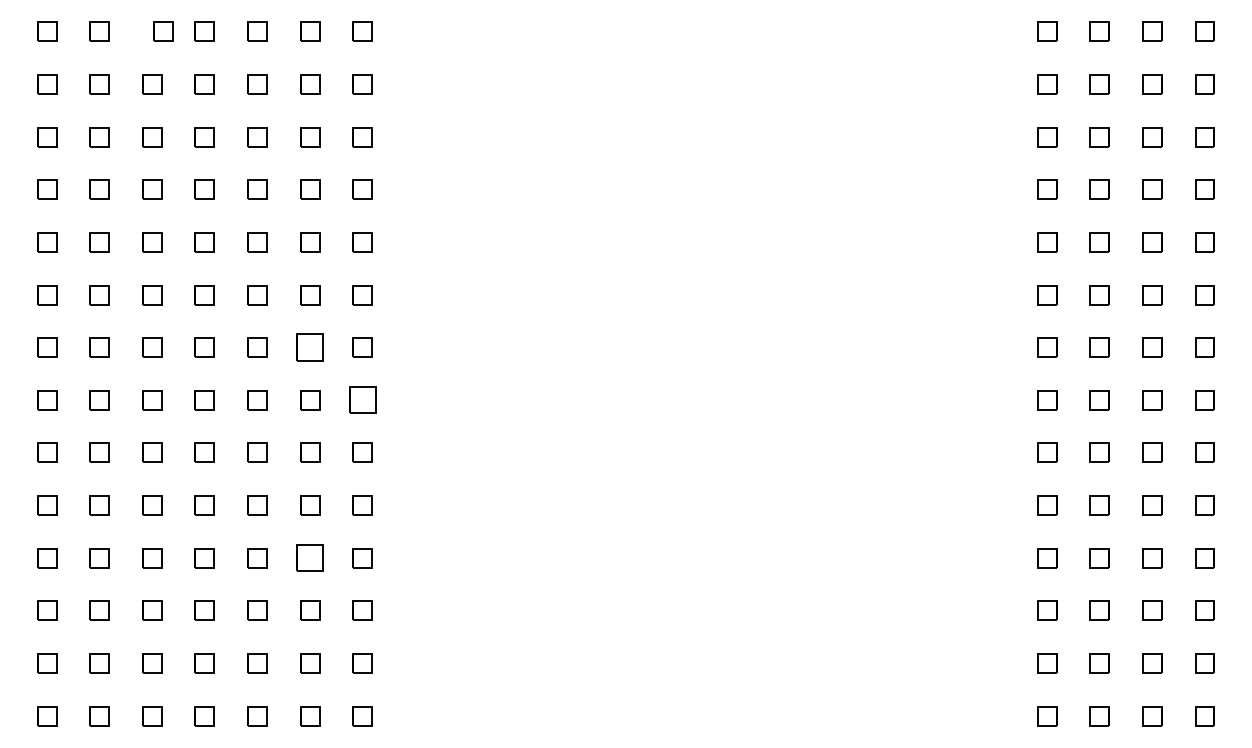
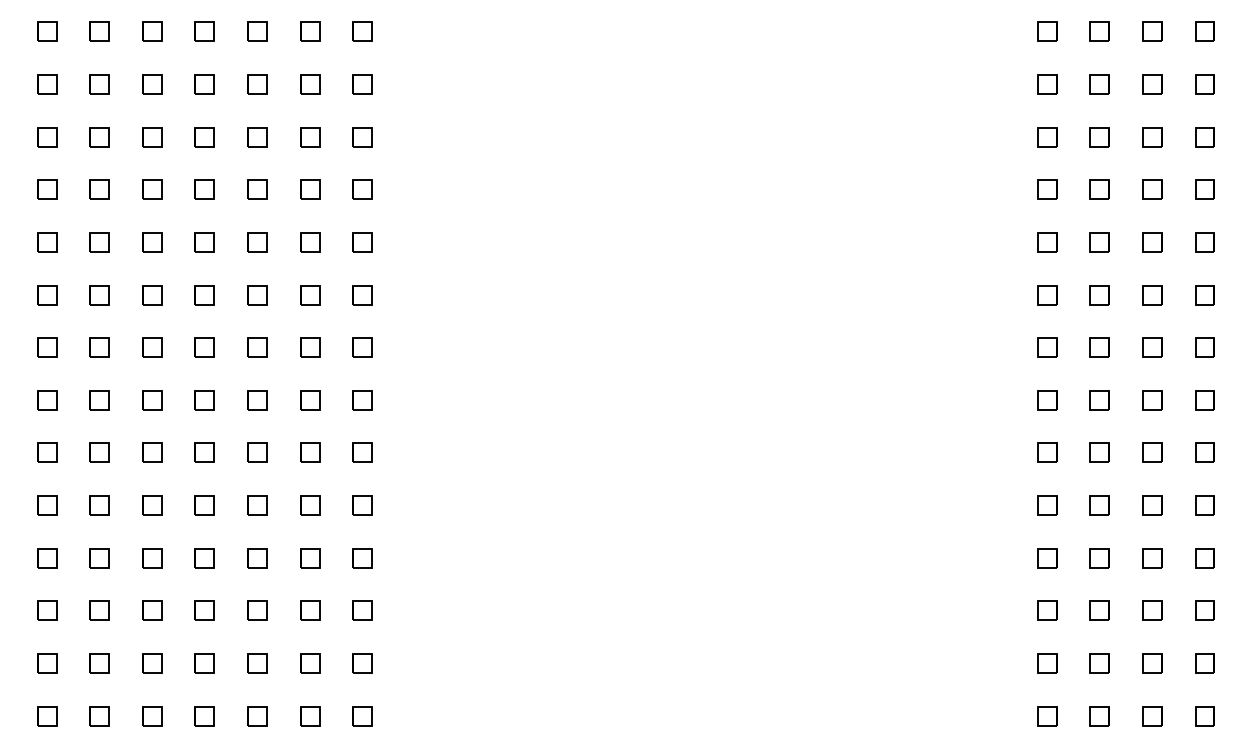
part position: (163, 31) -> (152, 31) (152, 31)
part size: 28x29 px -> 21x21 px (310, 347)
part size: 28x28 px -> 21x21 px (362, 400)
part size: 28x28 px -> 21x21 px (310, 558)
